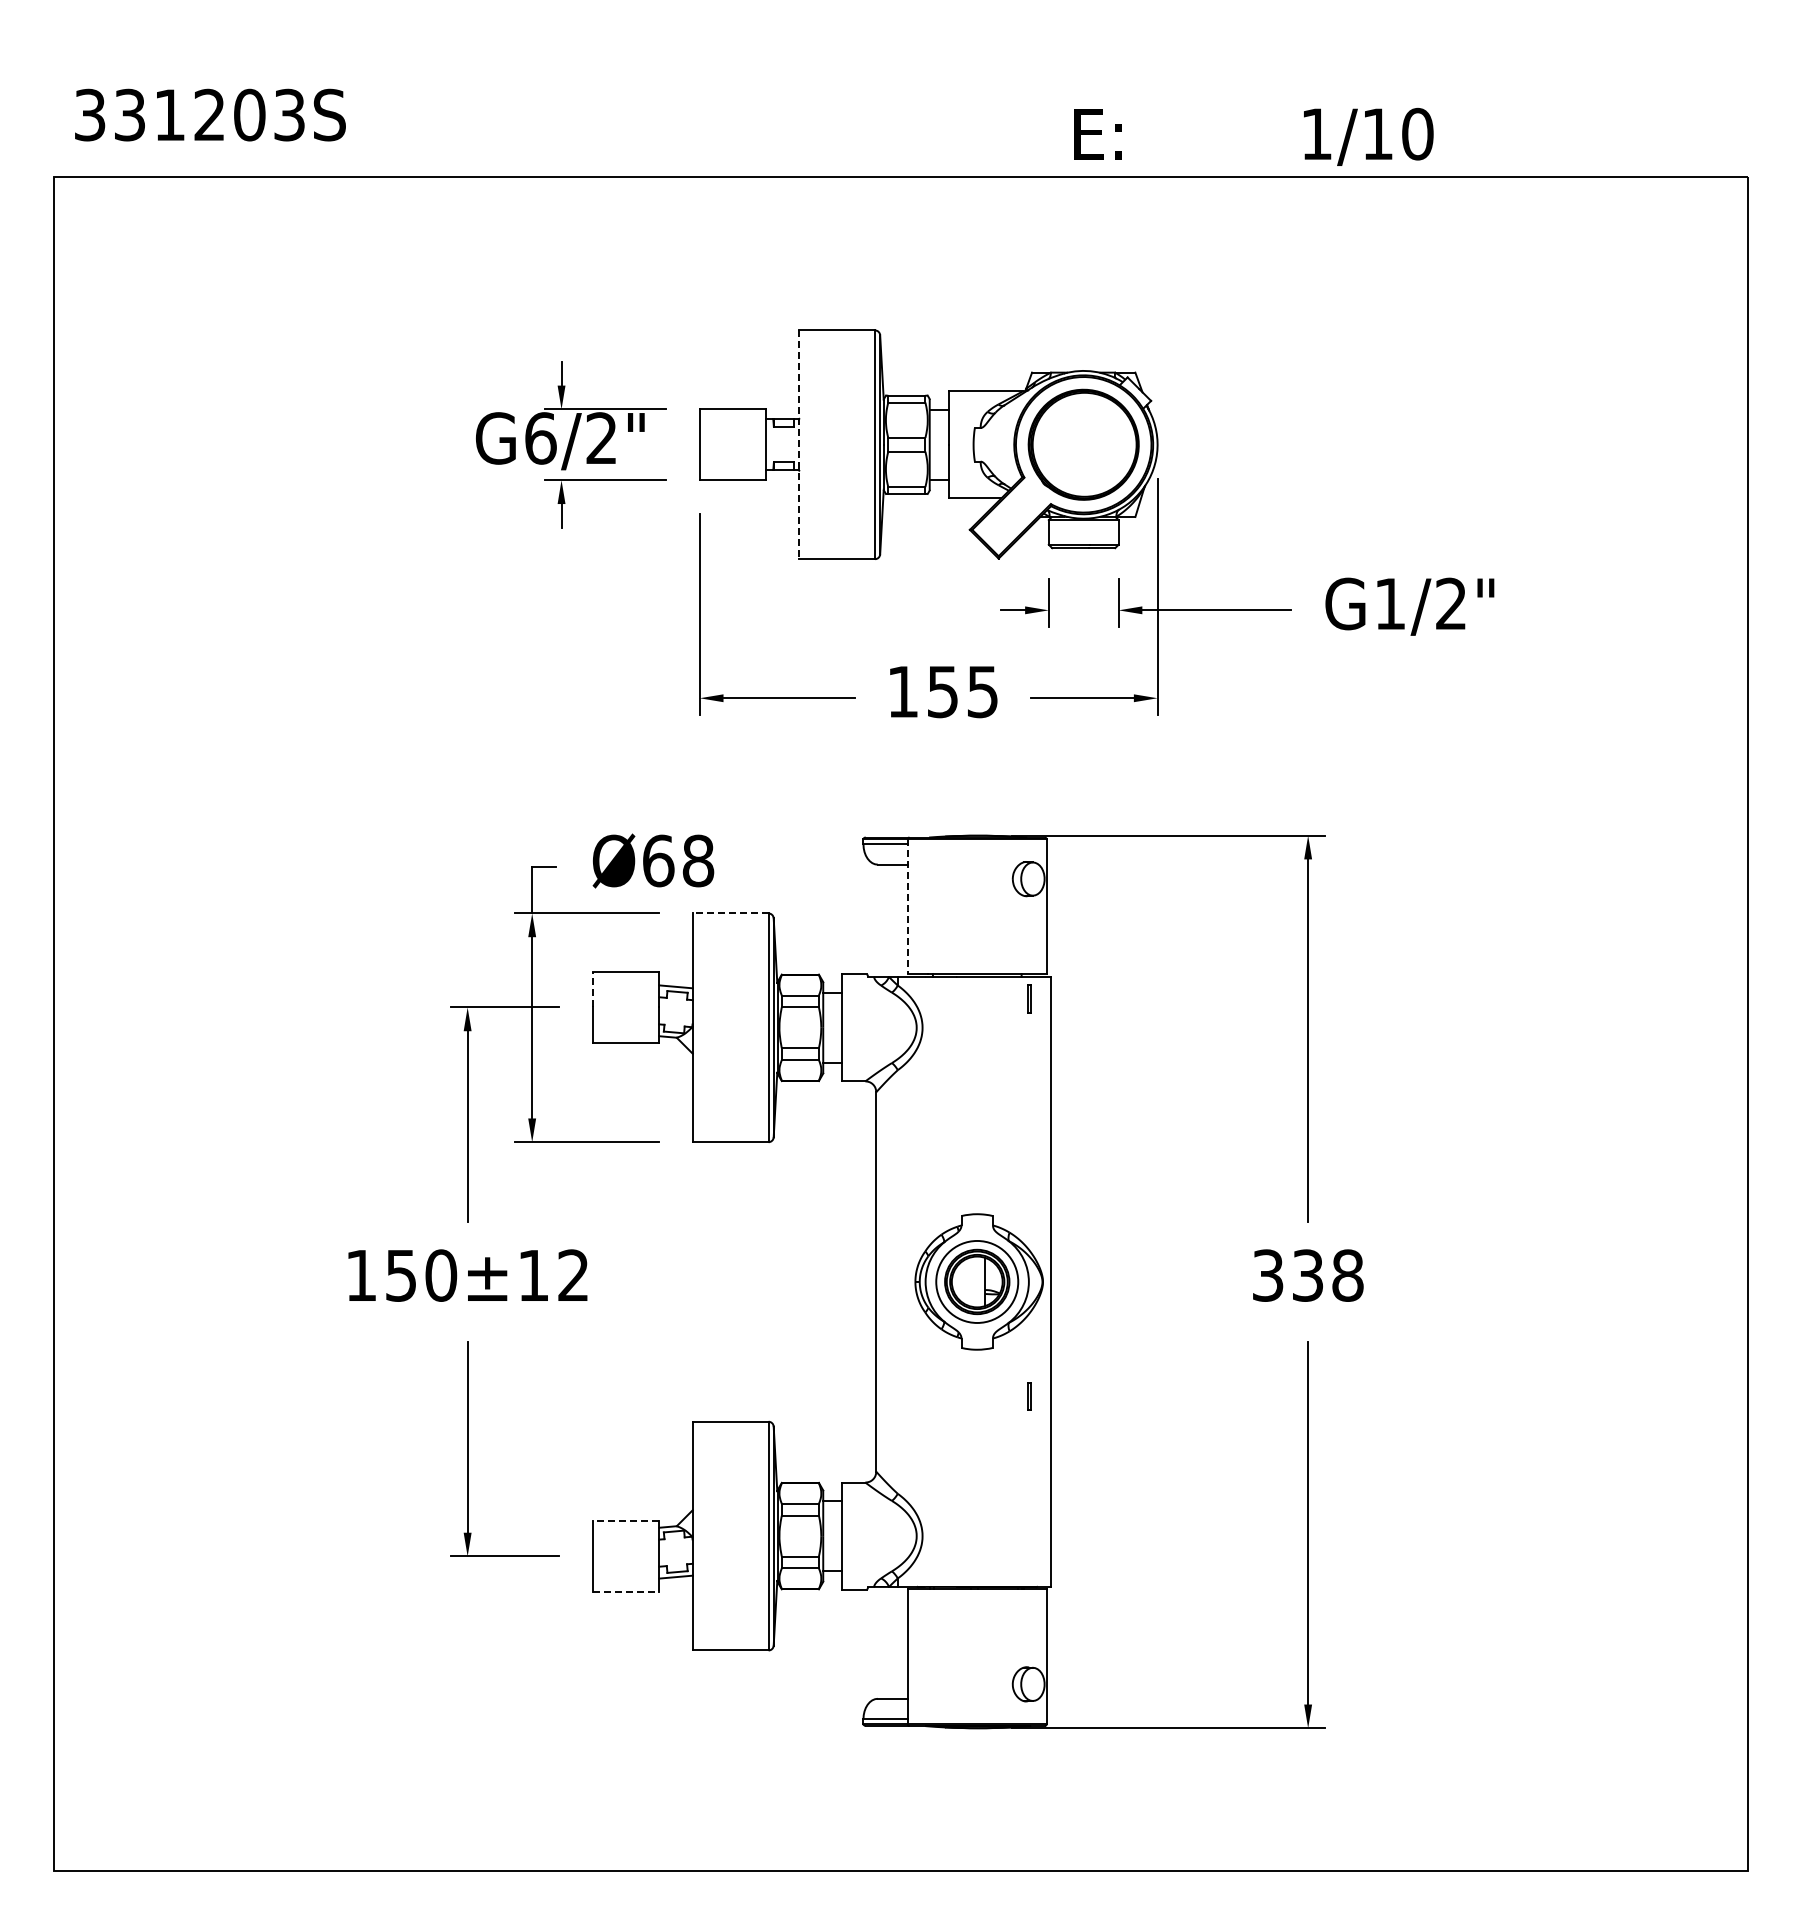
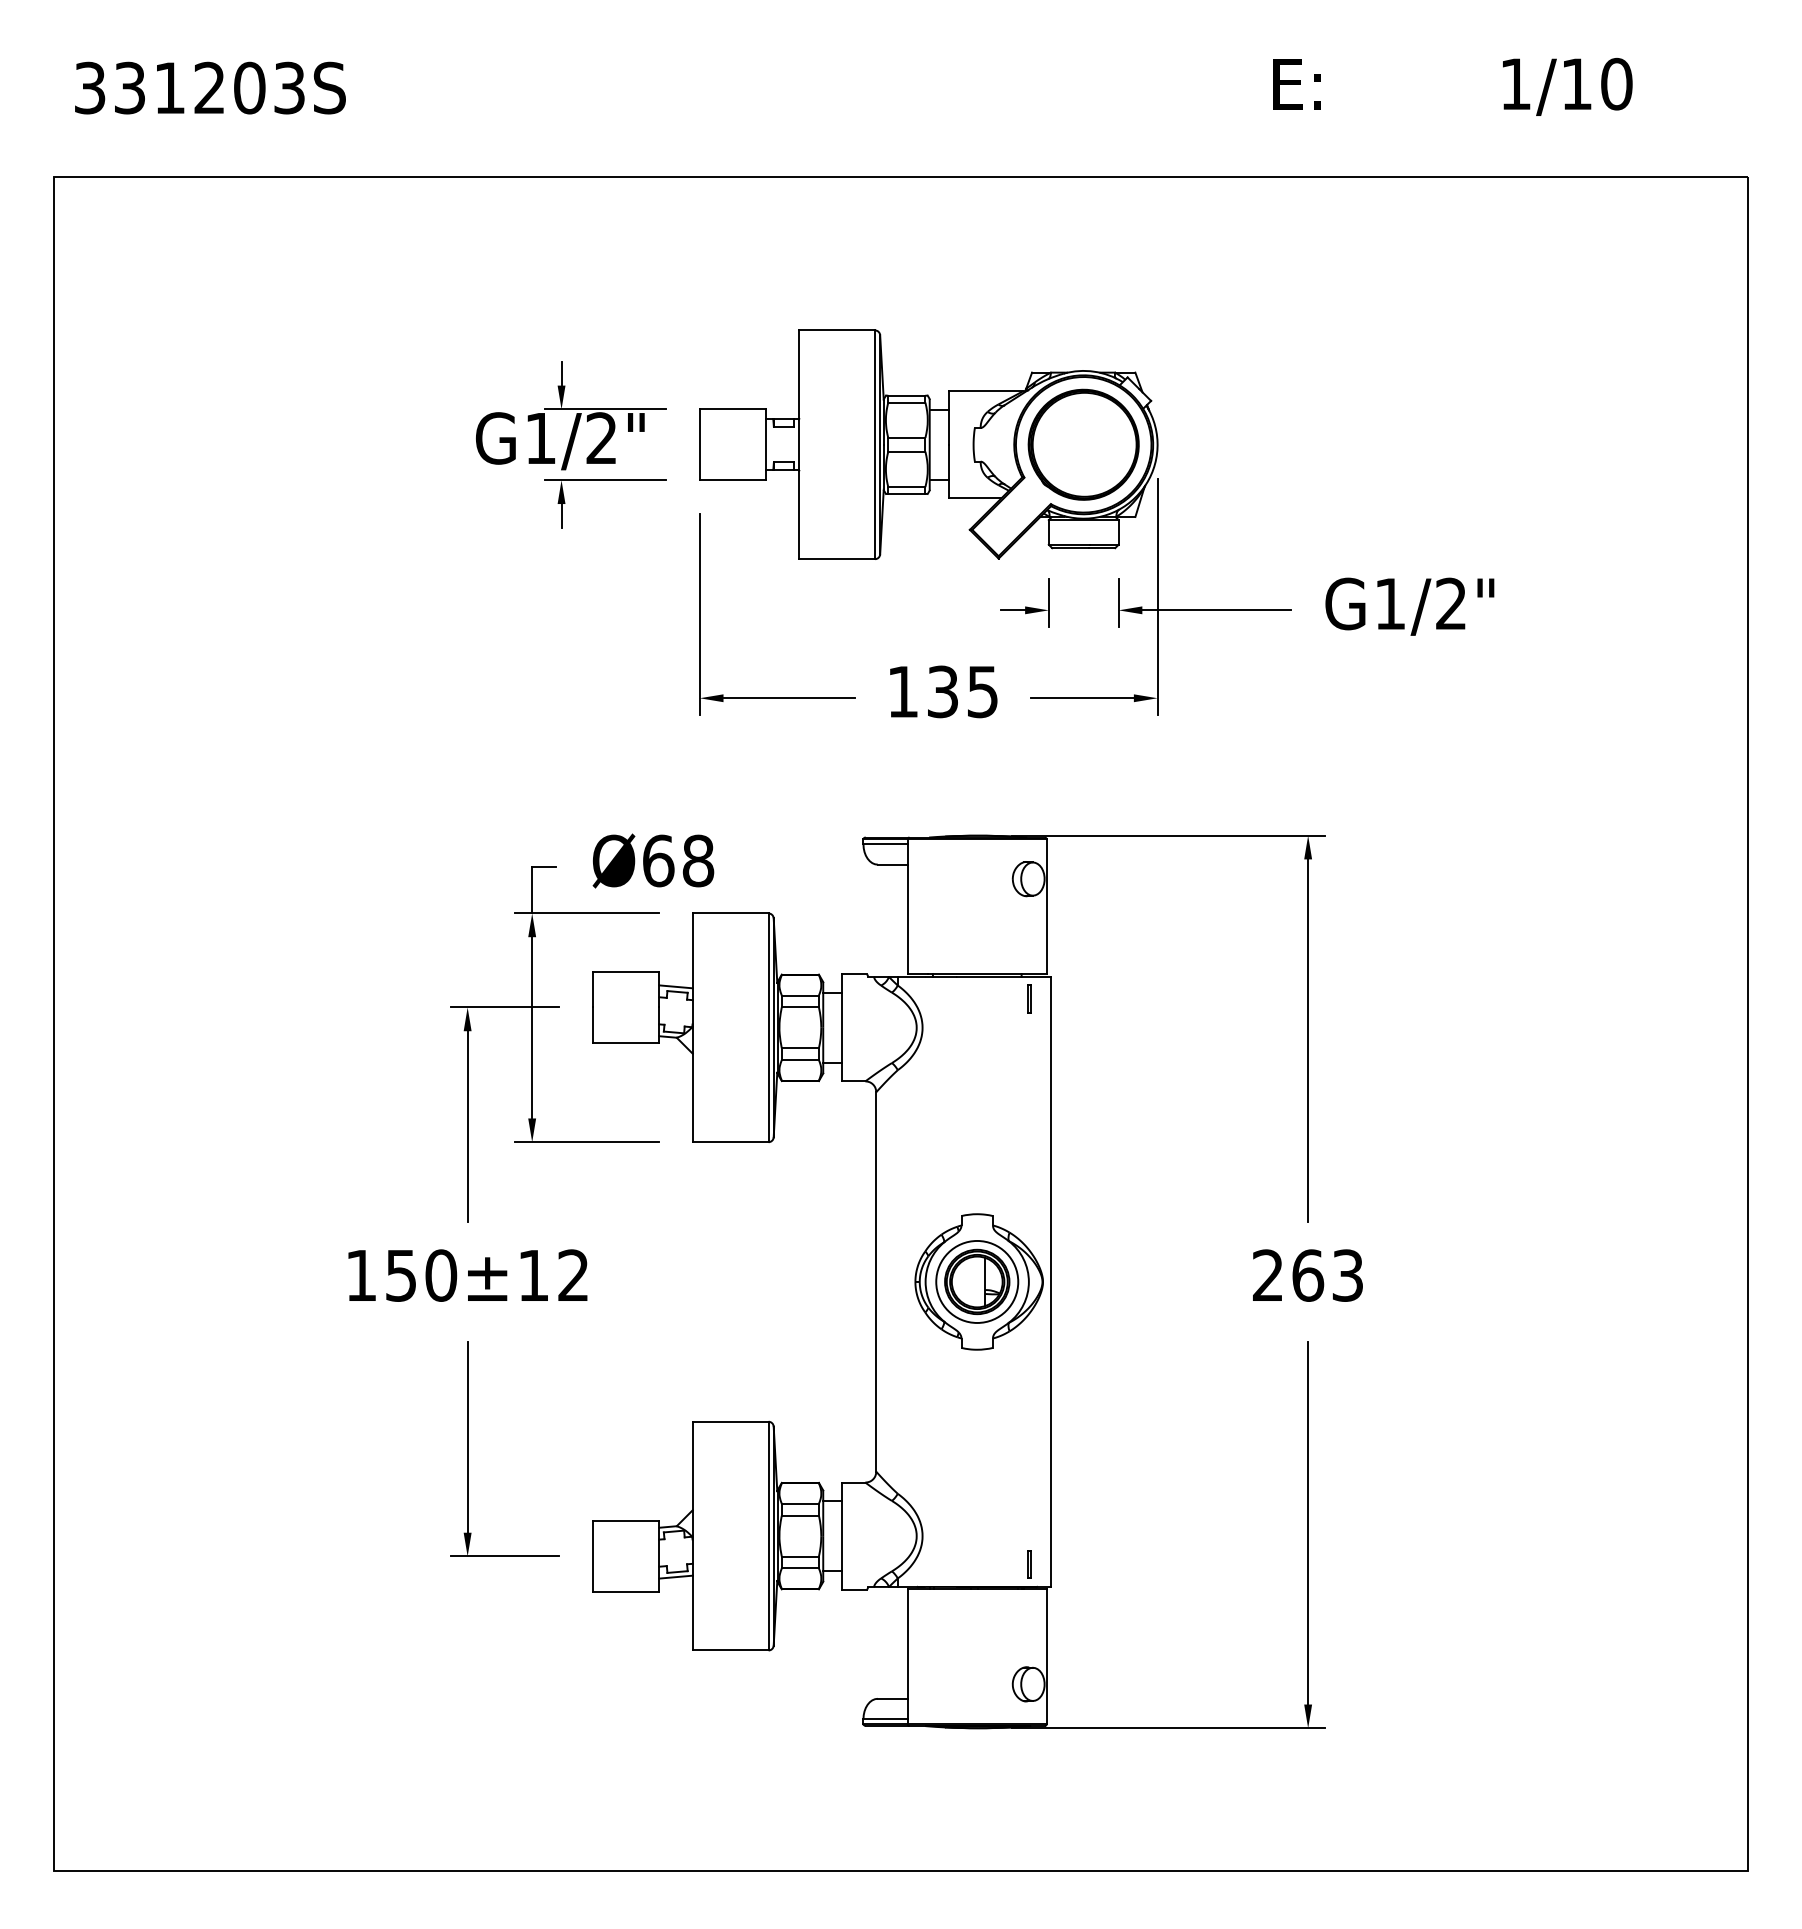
text position: (210, 114) -> (210, 87) (210, 87)
text position: (1253, 136) -> (1452, 86) (1452, 86)
text: G6/2" -> G1/2" (540, 438)
line: dashed -> solid (799, 445)
text: 155 -> 135 (942, 691)
line: dashed -> solid (907, 907)
line: dashed -> solid (730, 913)
line: dashed -> solid (593, 989)
text: 338 -> 263 (1308, 1275)
line position: (1028, 1396) -> (1028, 1564) (1028, 1564)
line: dashed -> solid (625, 1520)
line: dashed -> solid (626, 1591)
